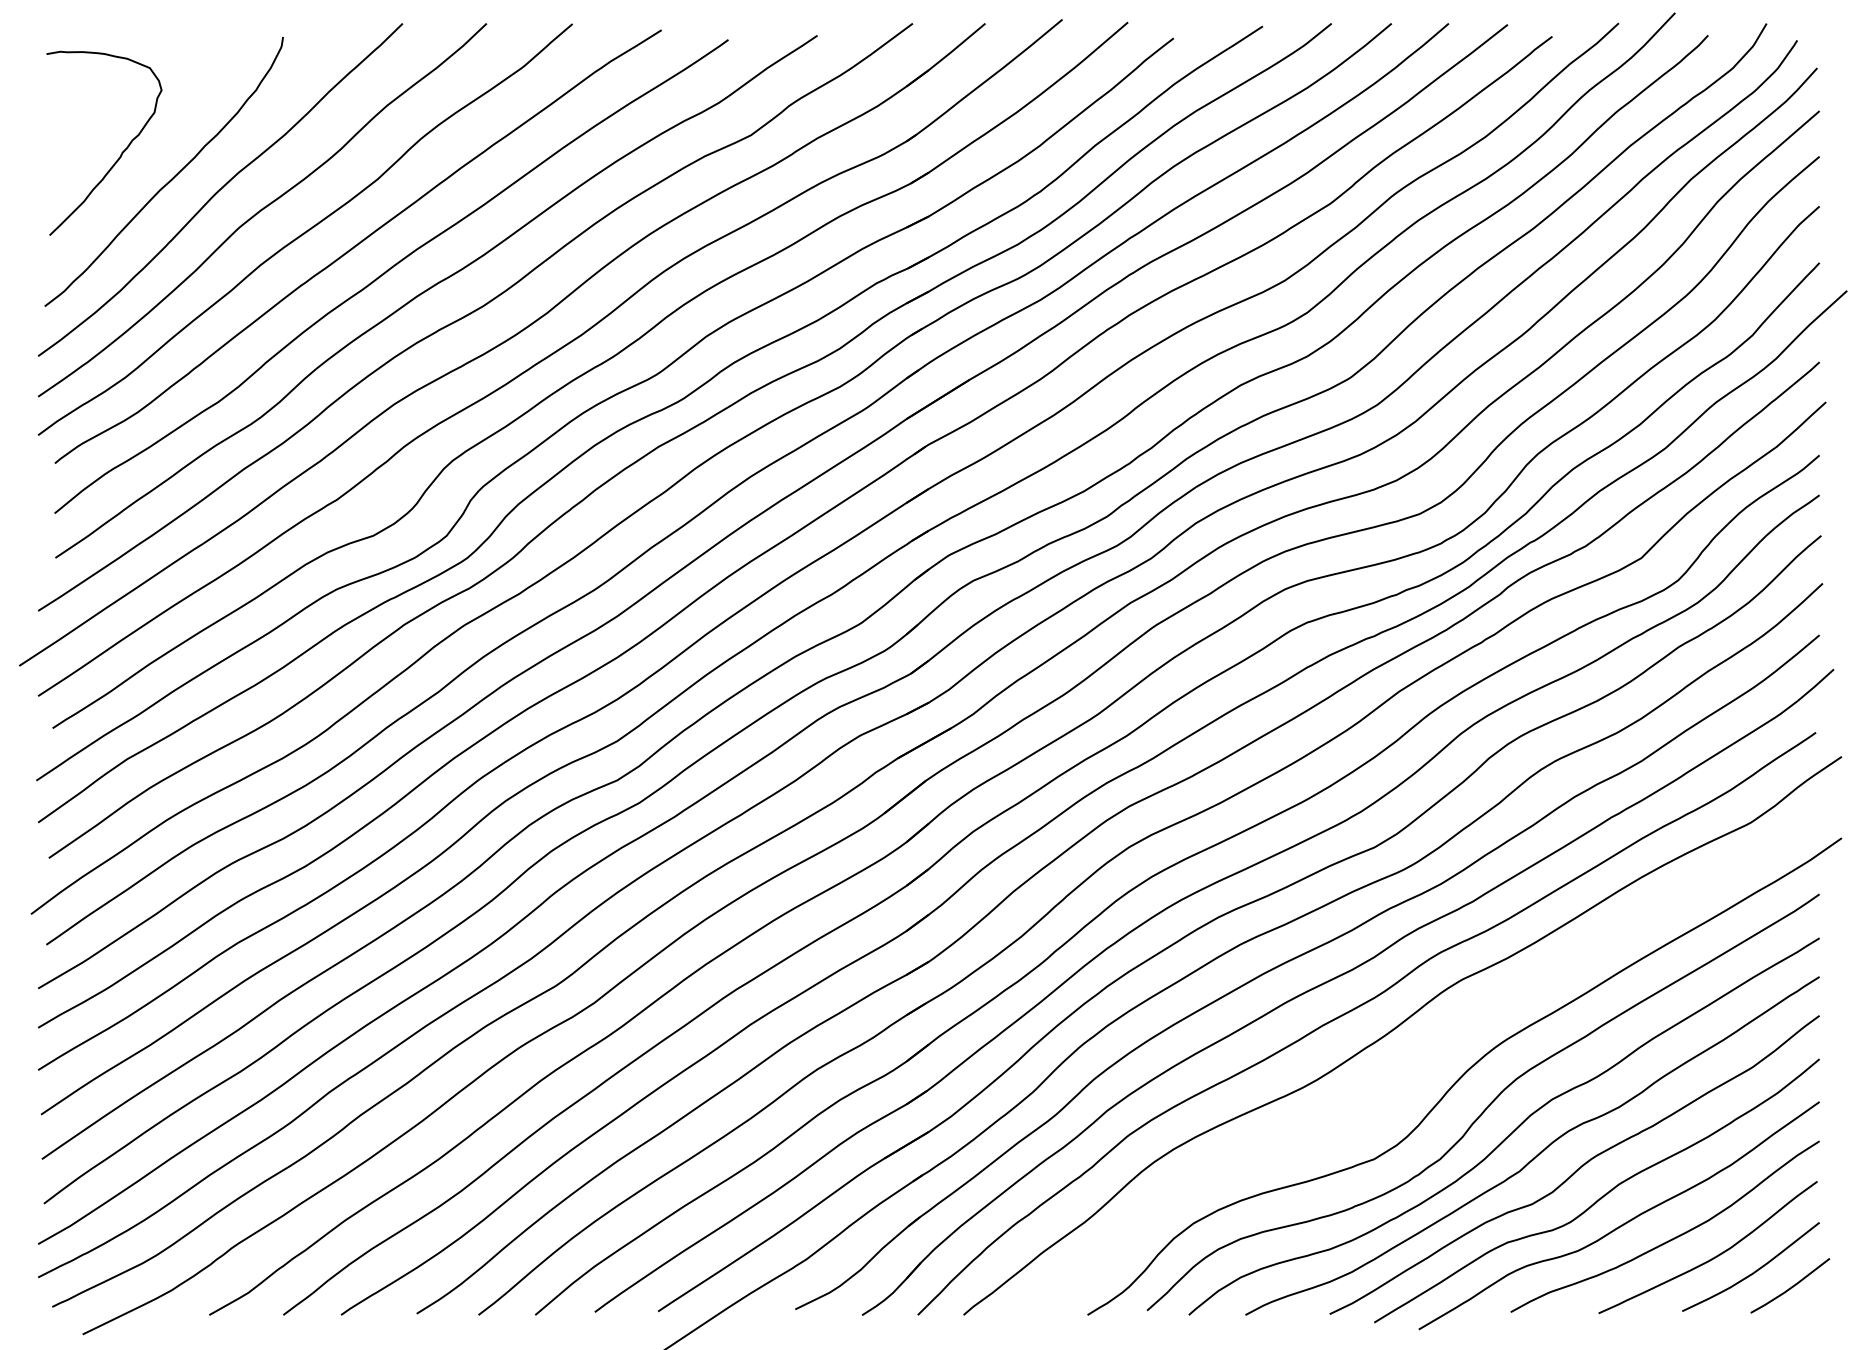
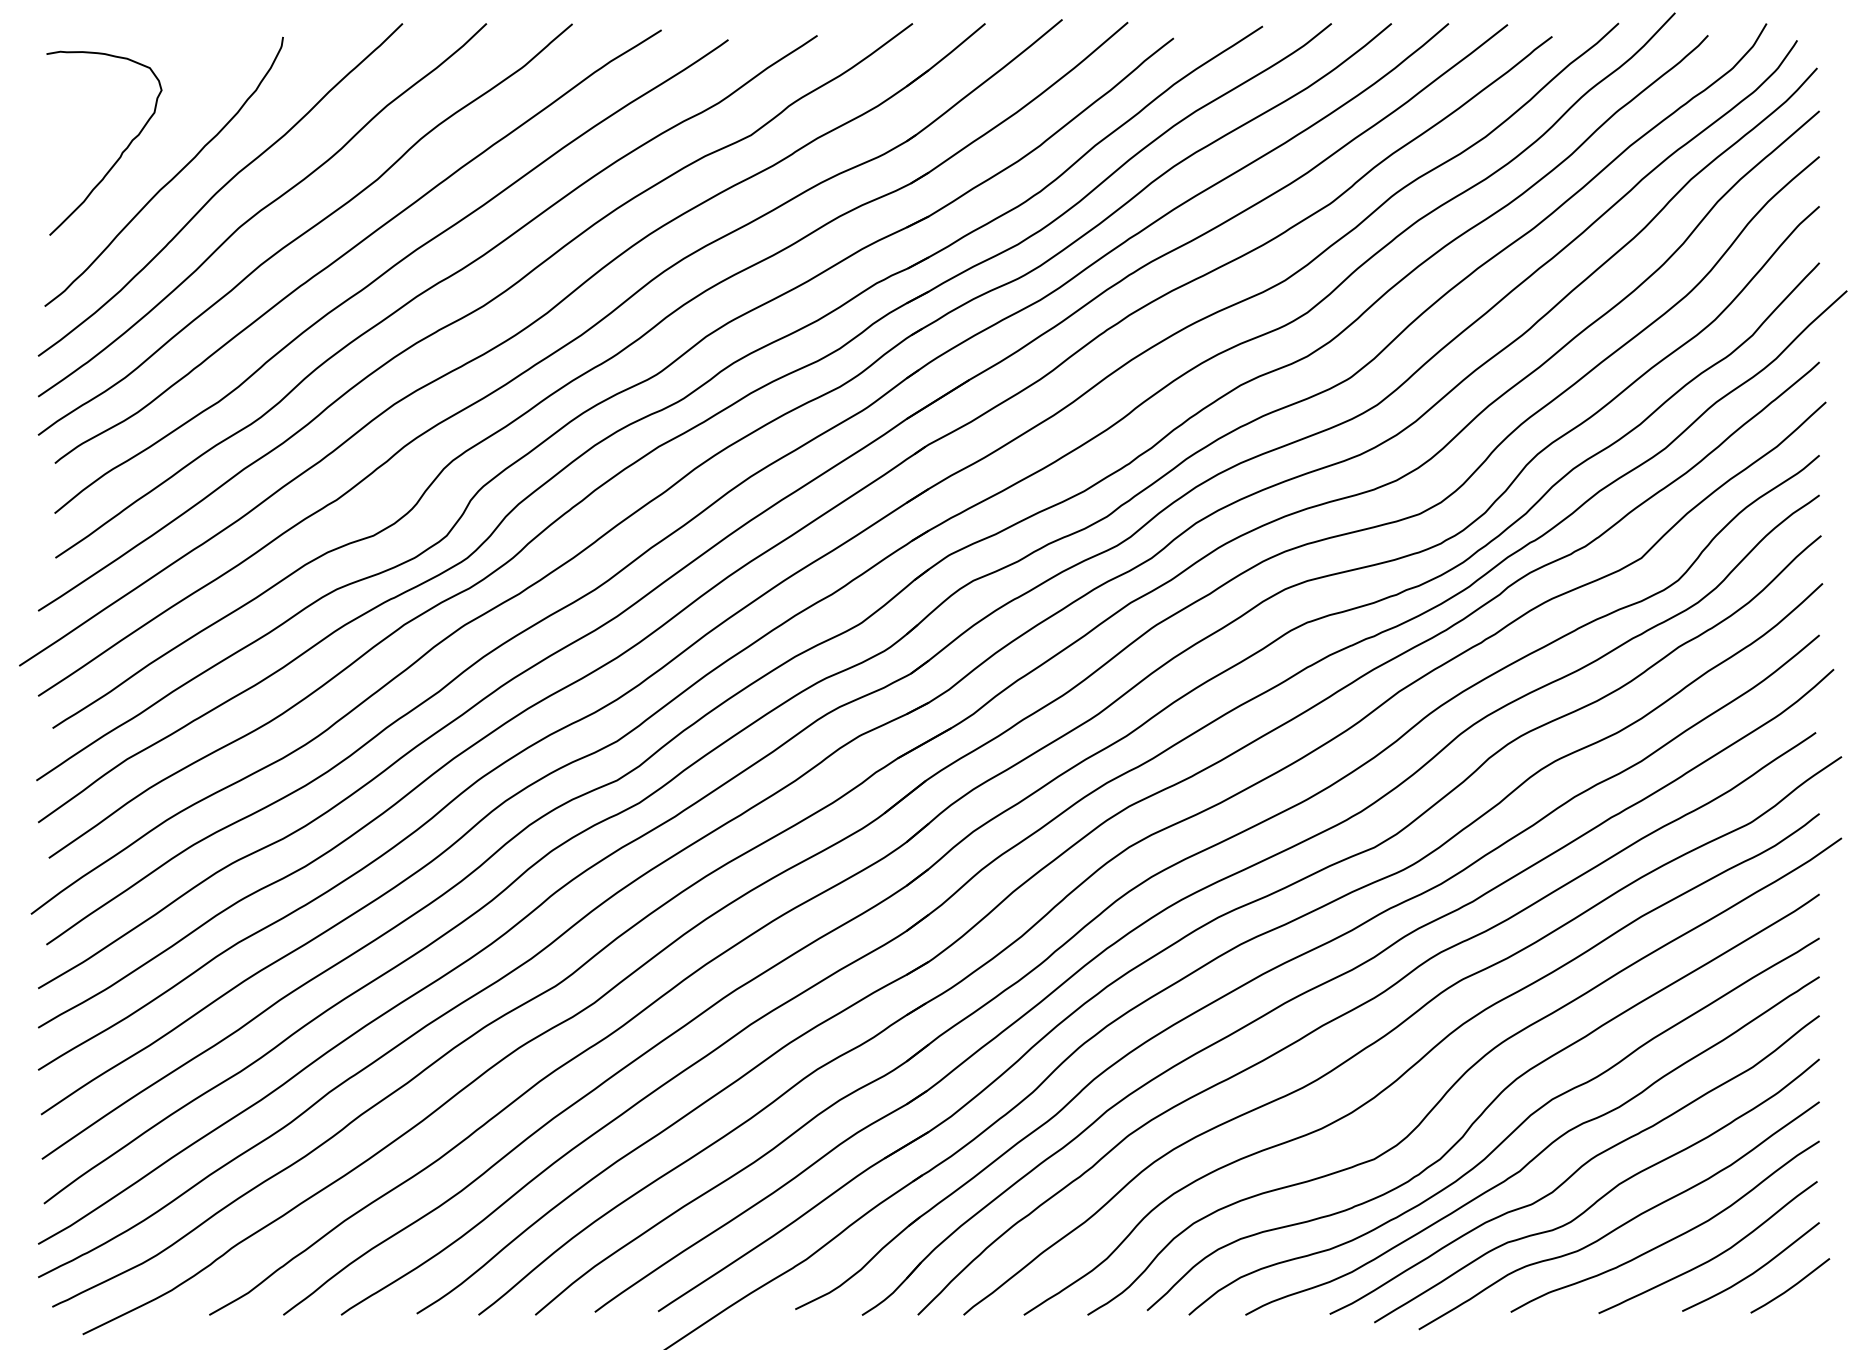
curve: none -> present (1420, 1061)
